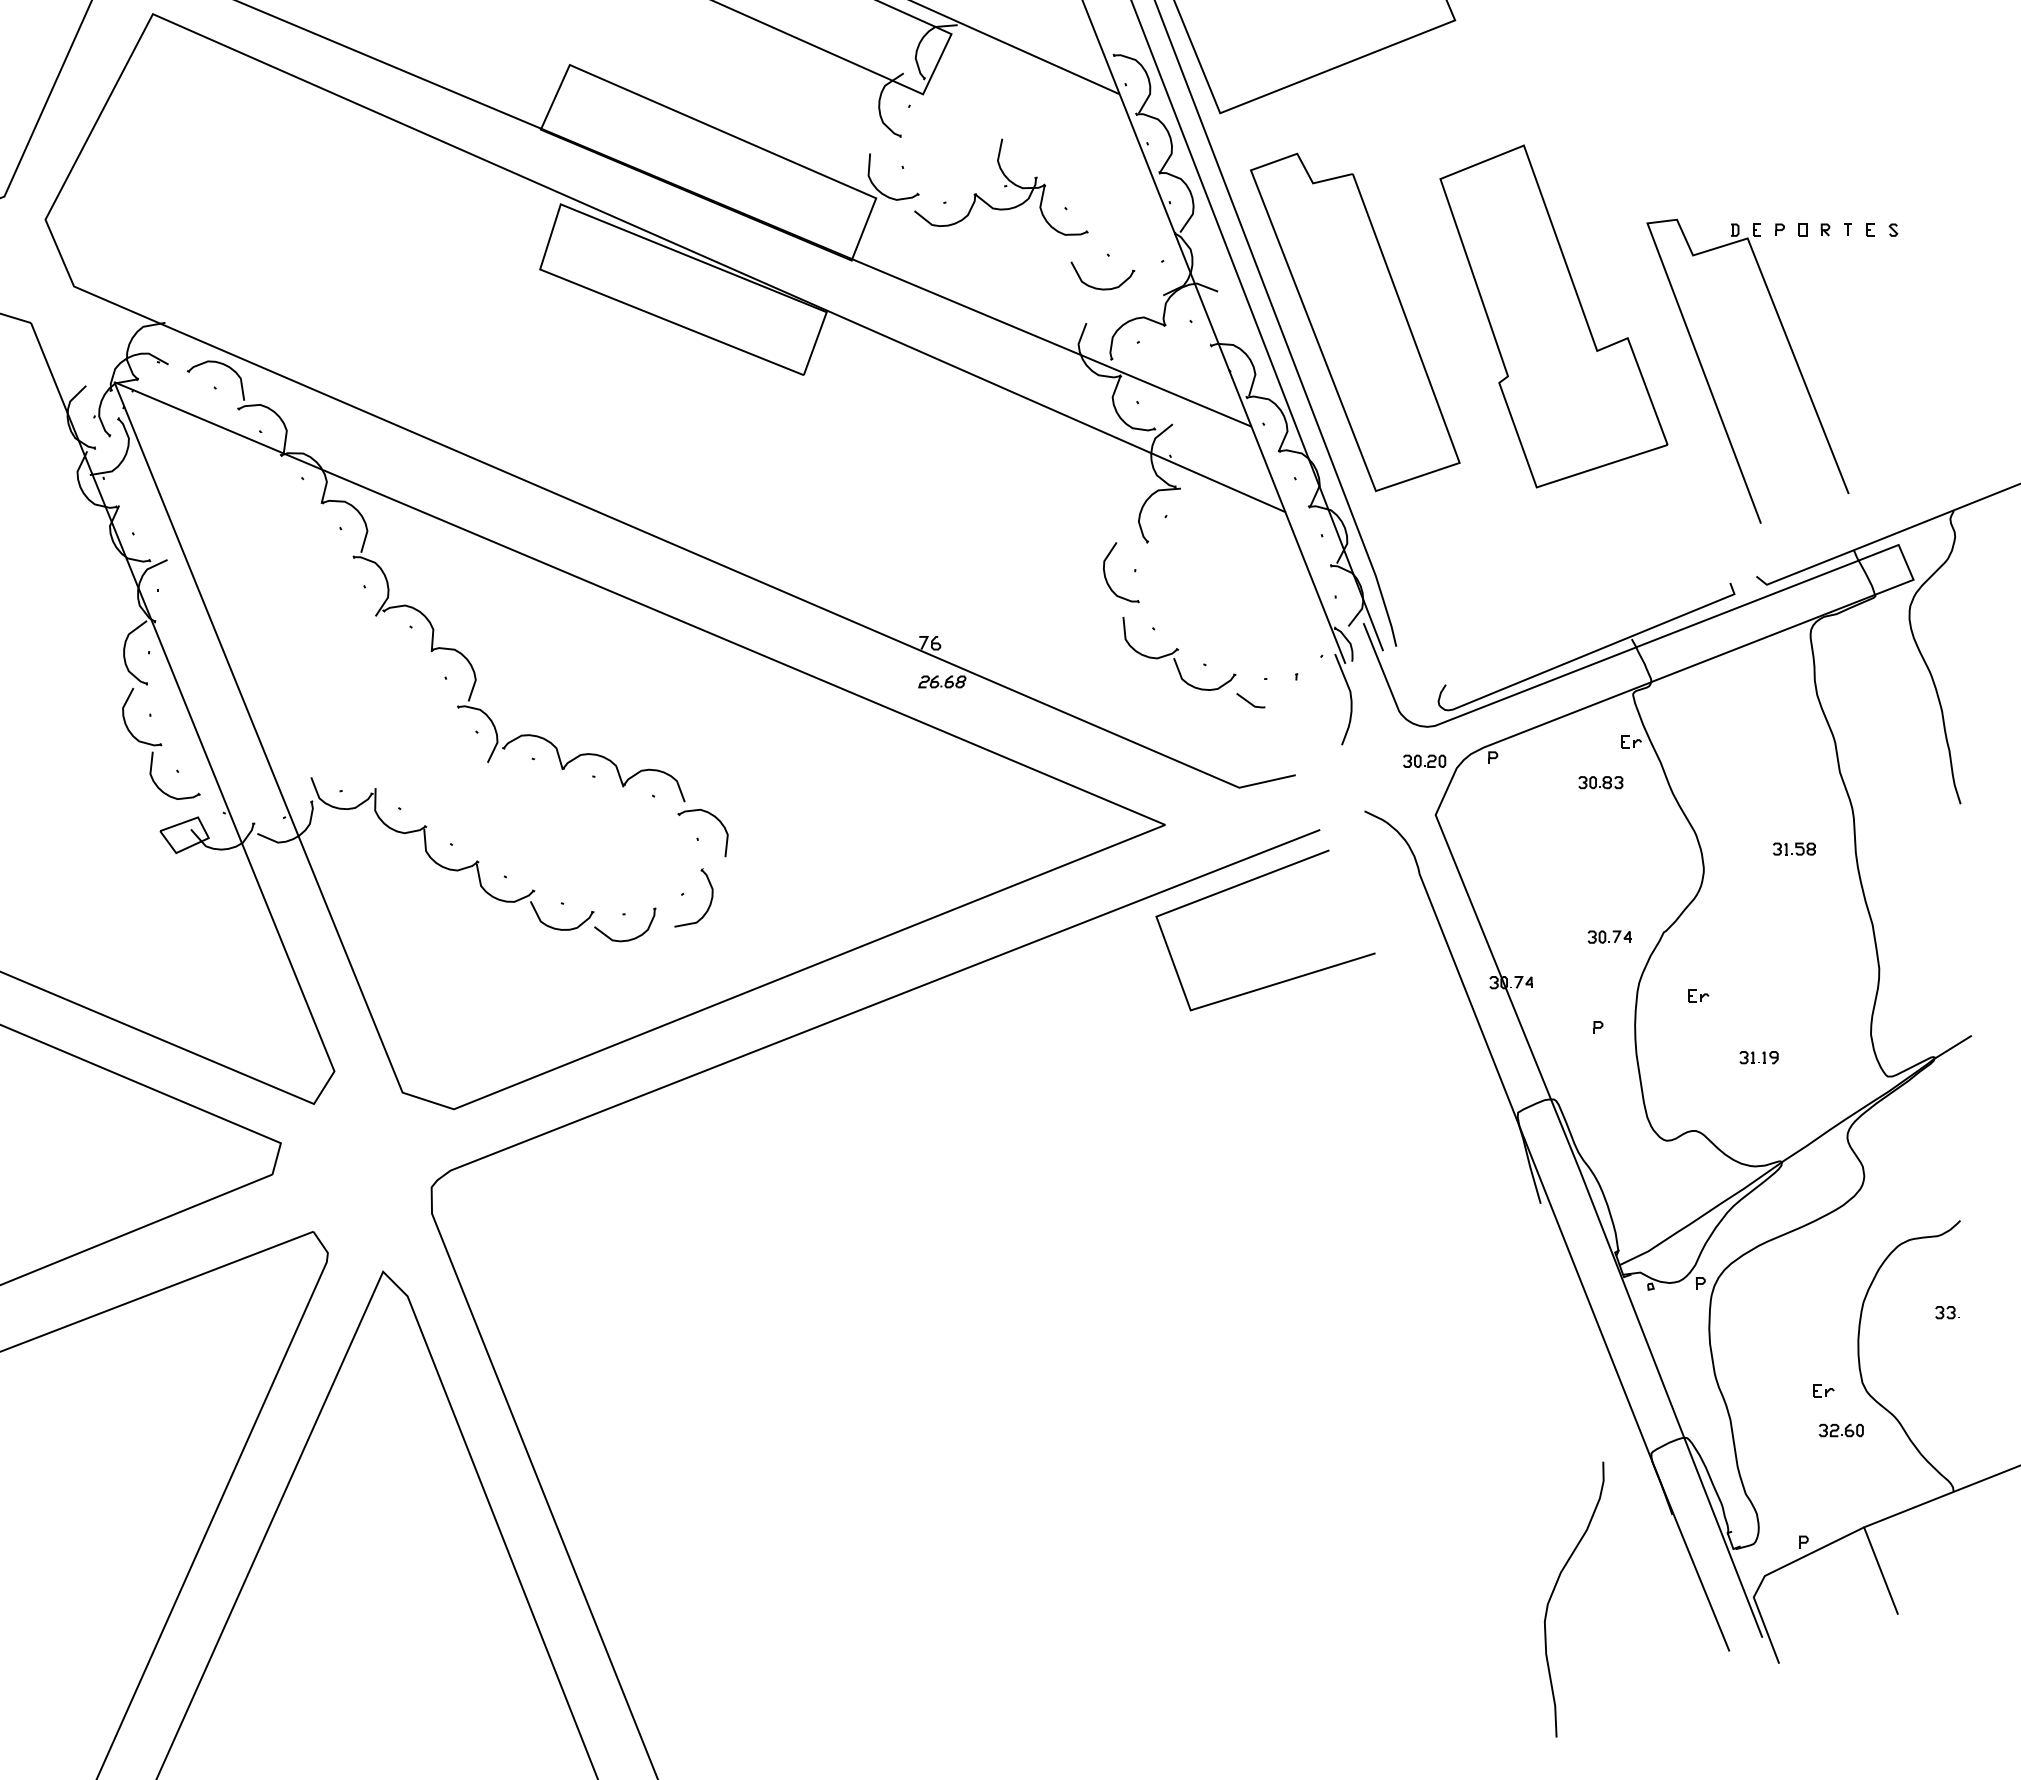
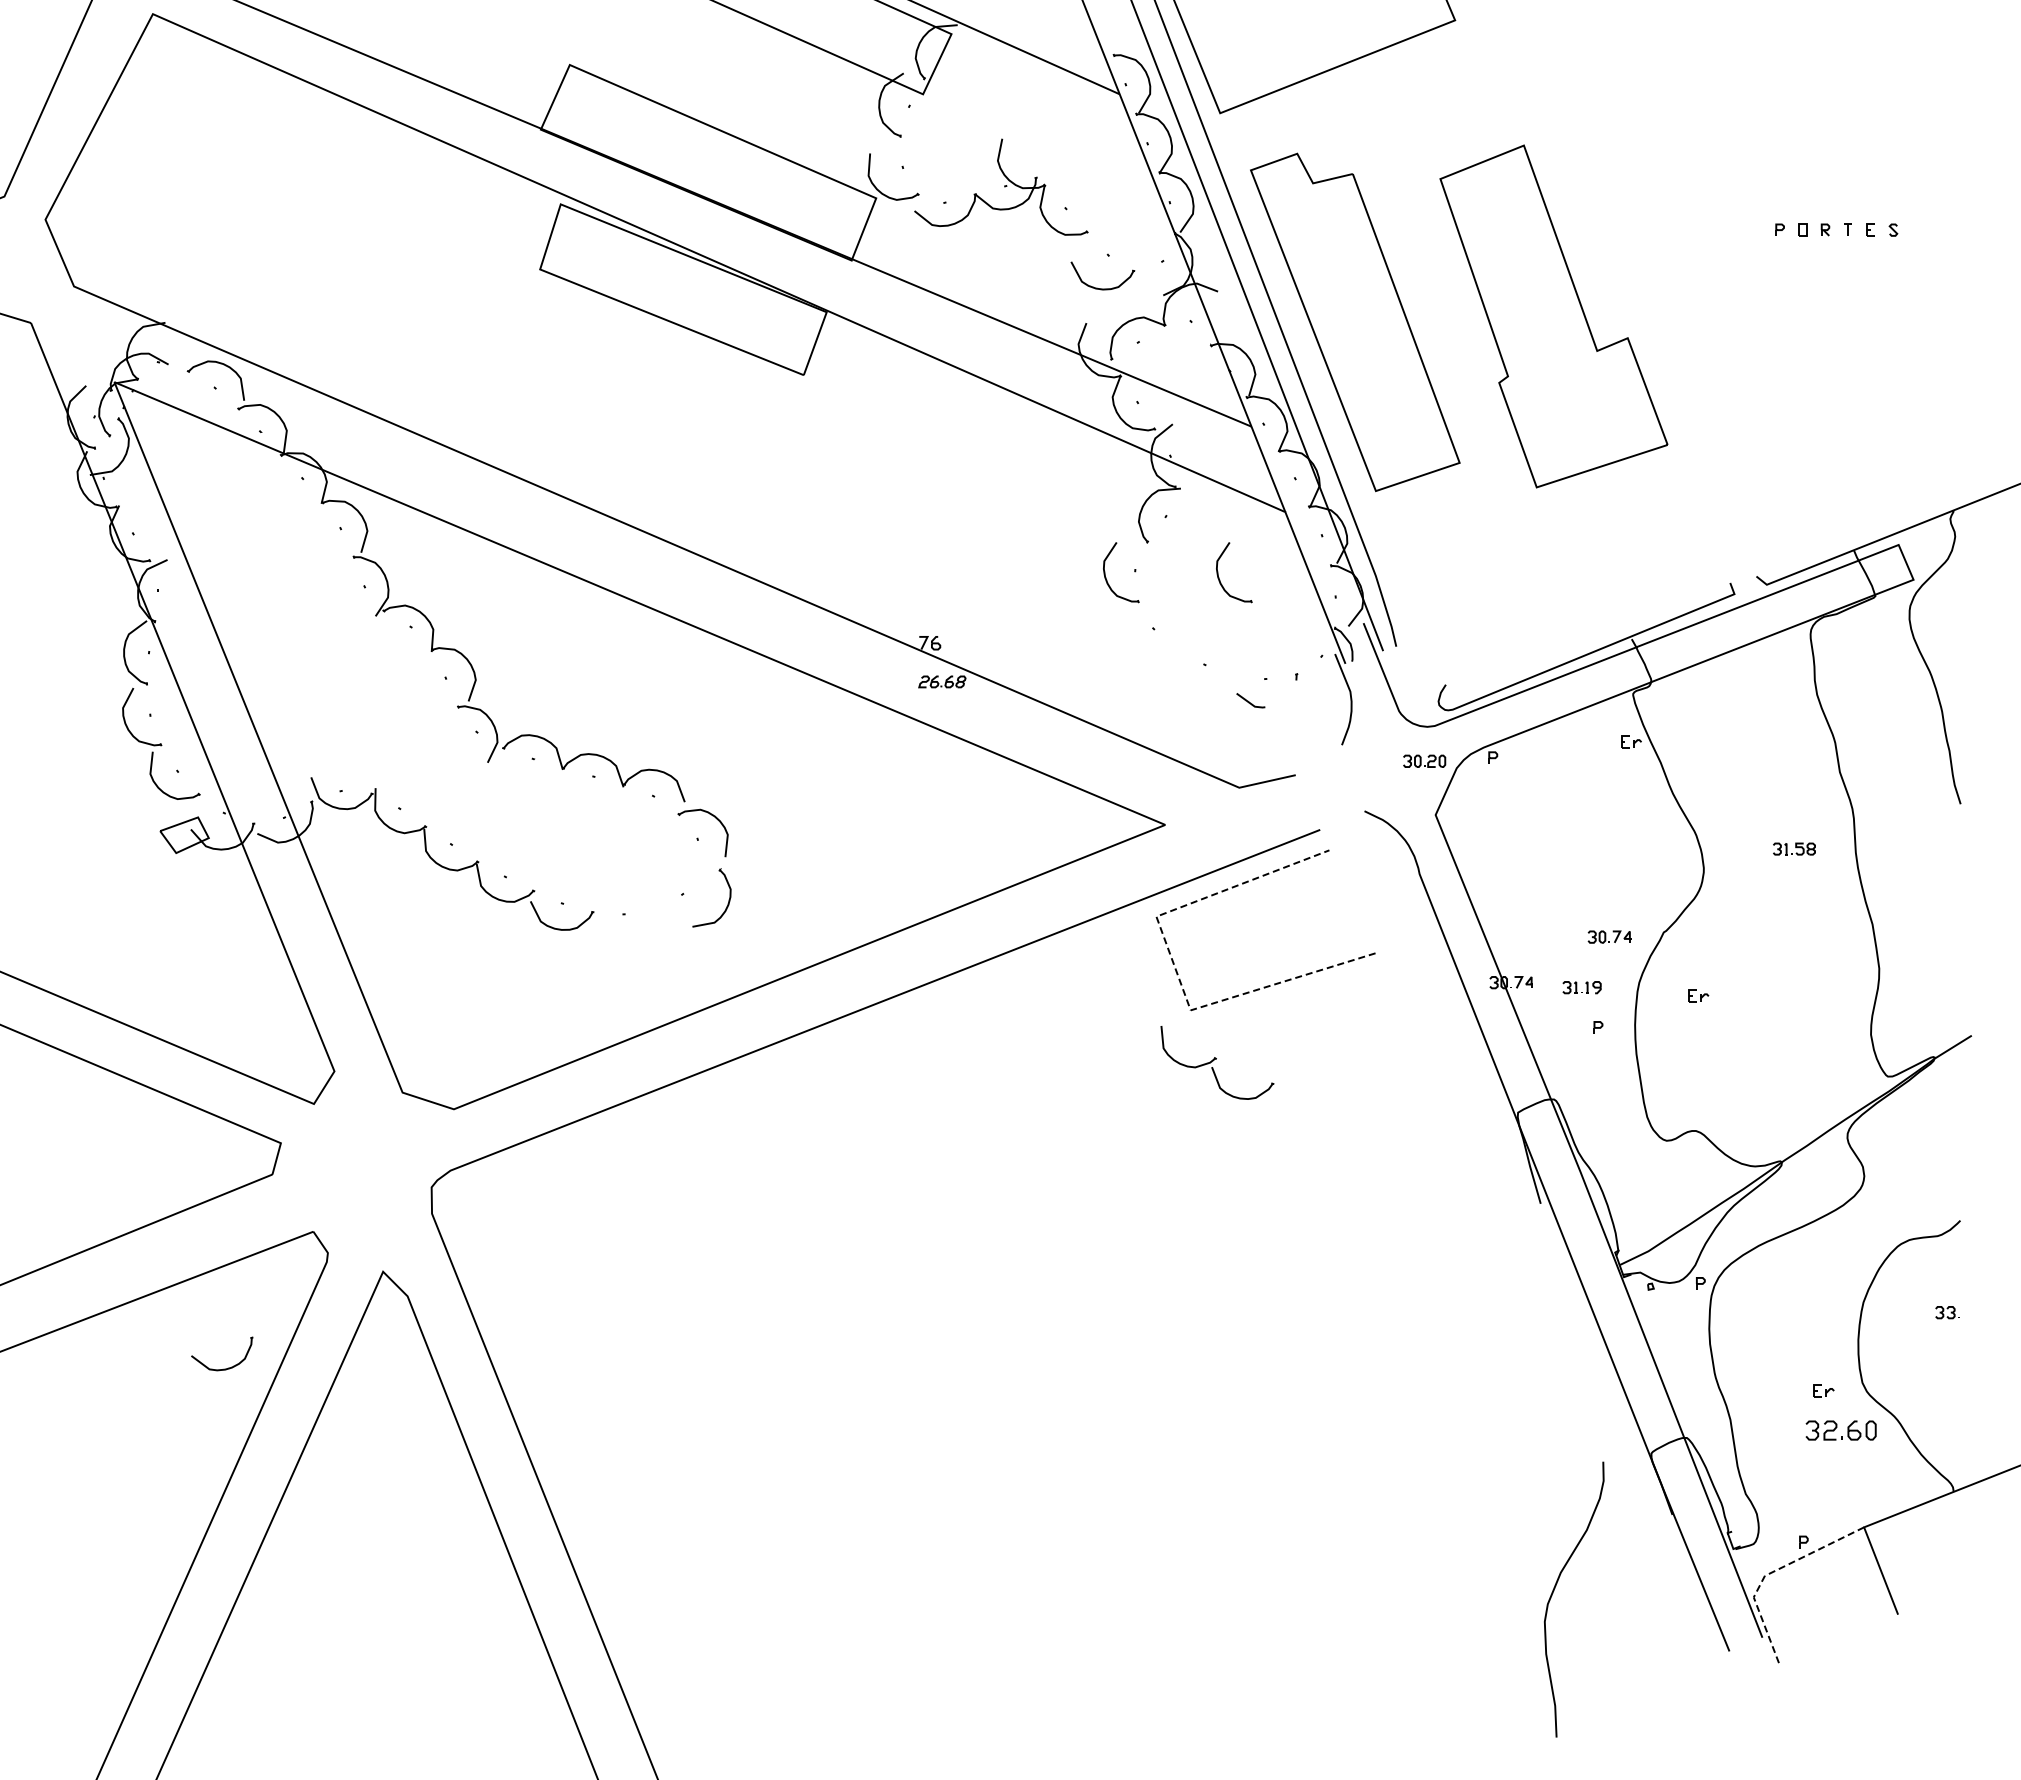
part: present -> none (1710, 386)
part: none -> present (1219, 577)
part position: (1179, 653) -> (1217, 1062) (1217, 1062)
part: present -> none (1600, 782)
part position: (709, 903) -> (727, 903) (727, 903)
part position: (626, 939) -> (223, 1368) (223, 1368)
line: solid -> dashed (1174, 967)
part position: (1758, 1057) -> (1581, 987) (1581, 987)
part size: 45x15 px -> 72x21 px (1840, 1430)
line: solid -> dashed (1770, 1573)
